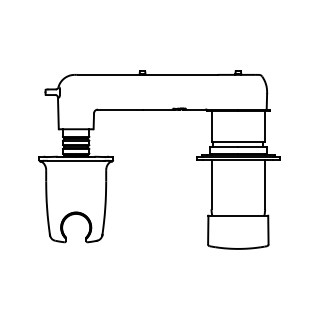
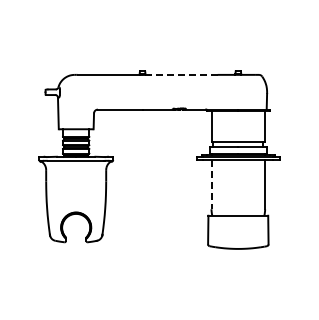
line: solid -> dashed (180, 74)
line: solid -> dashed (211, 184)
